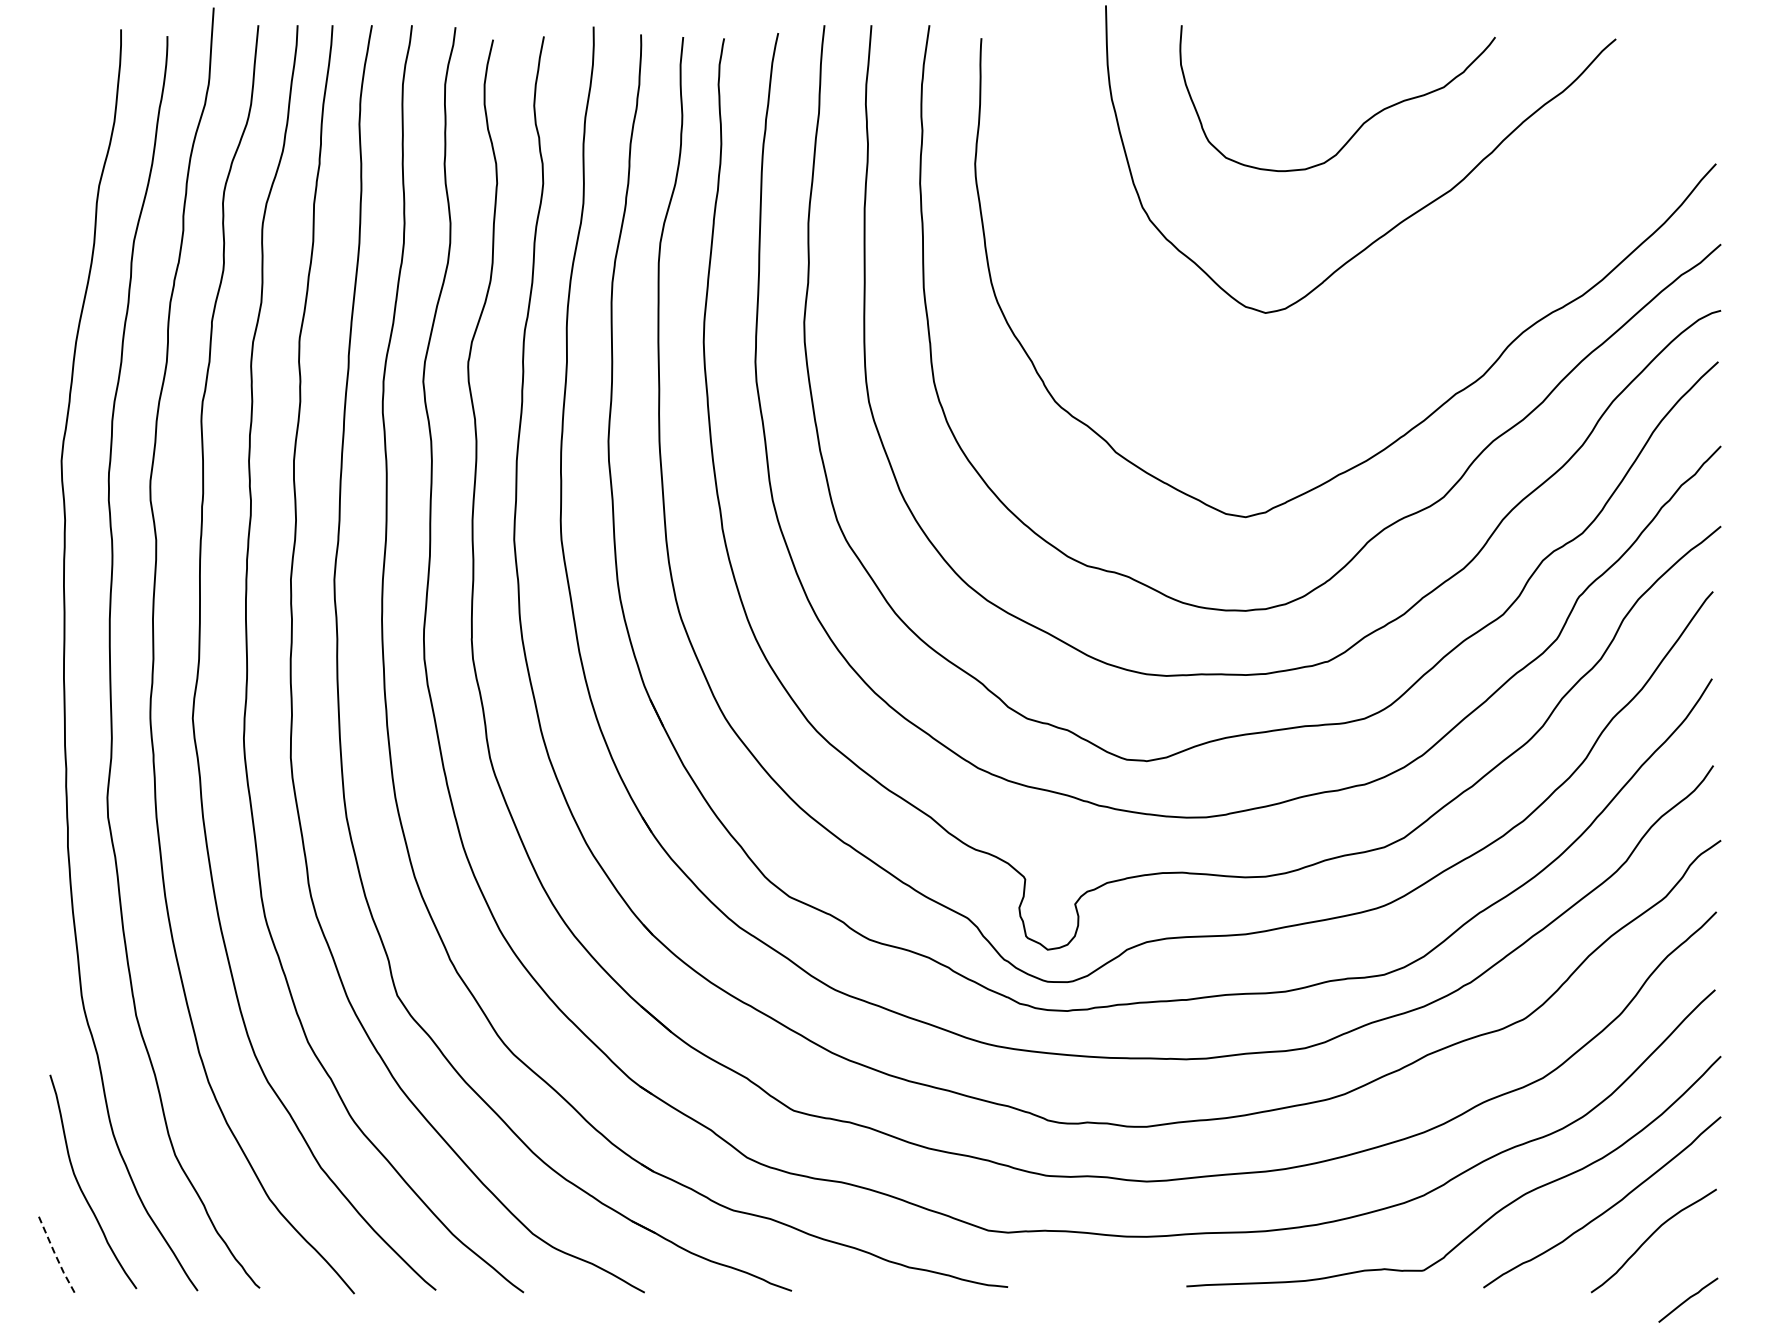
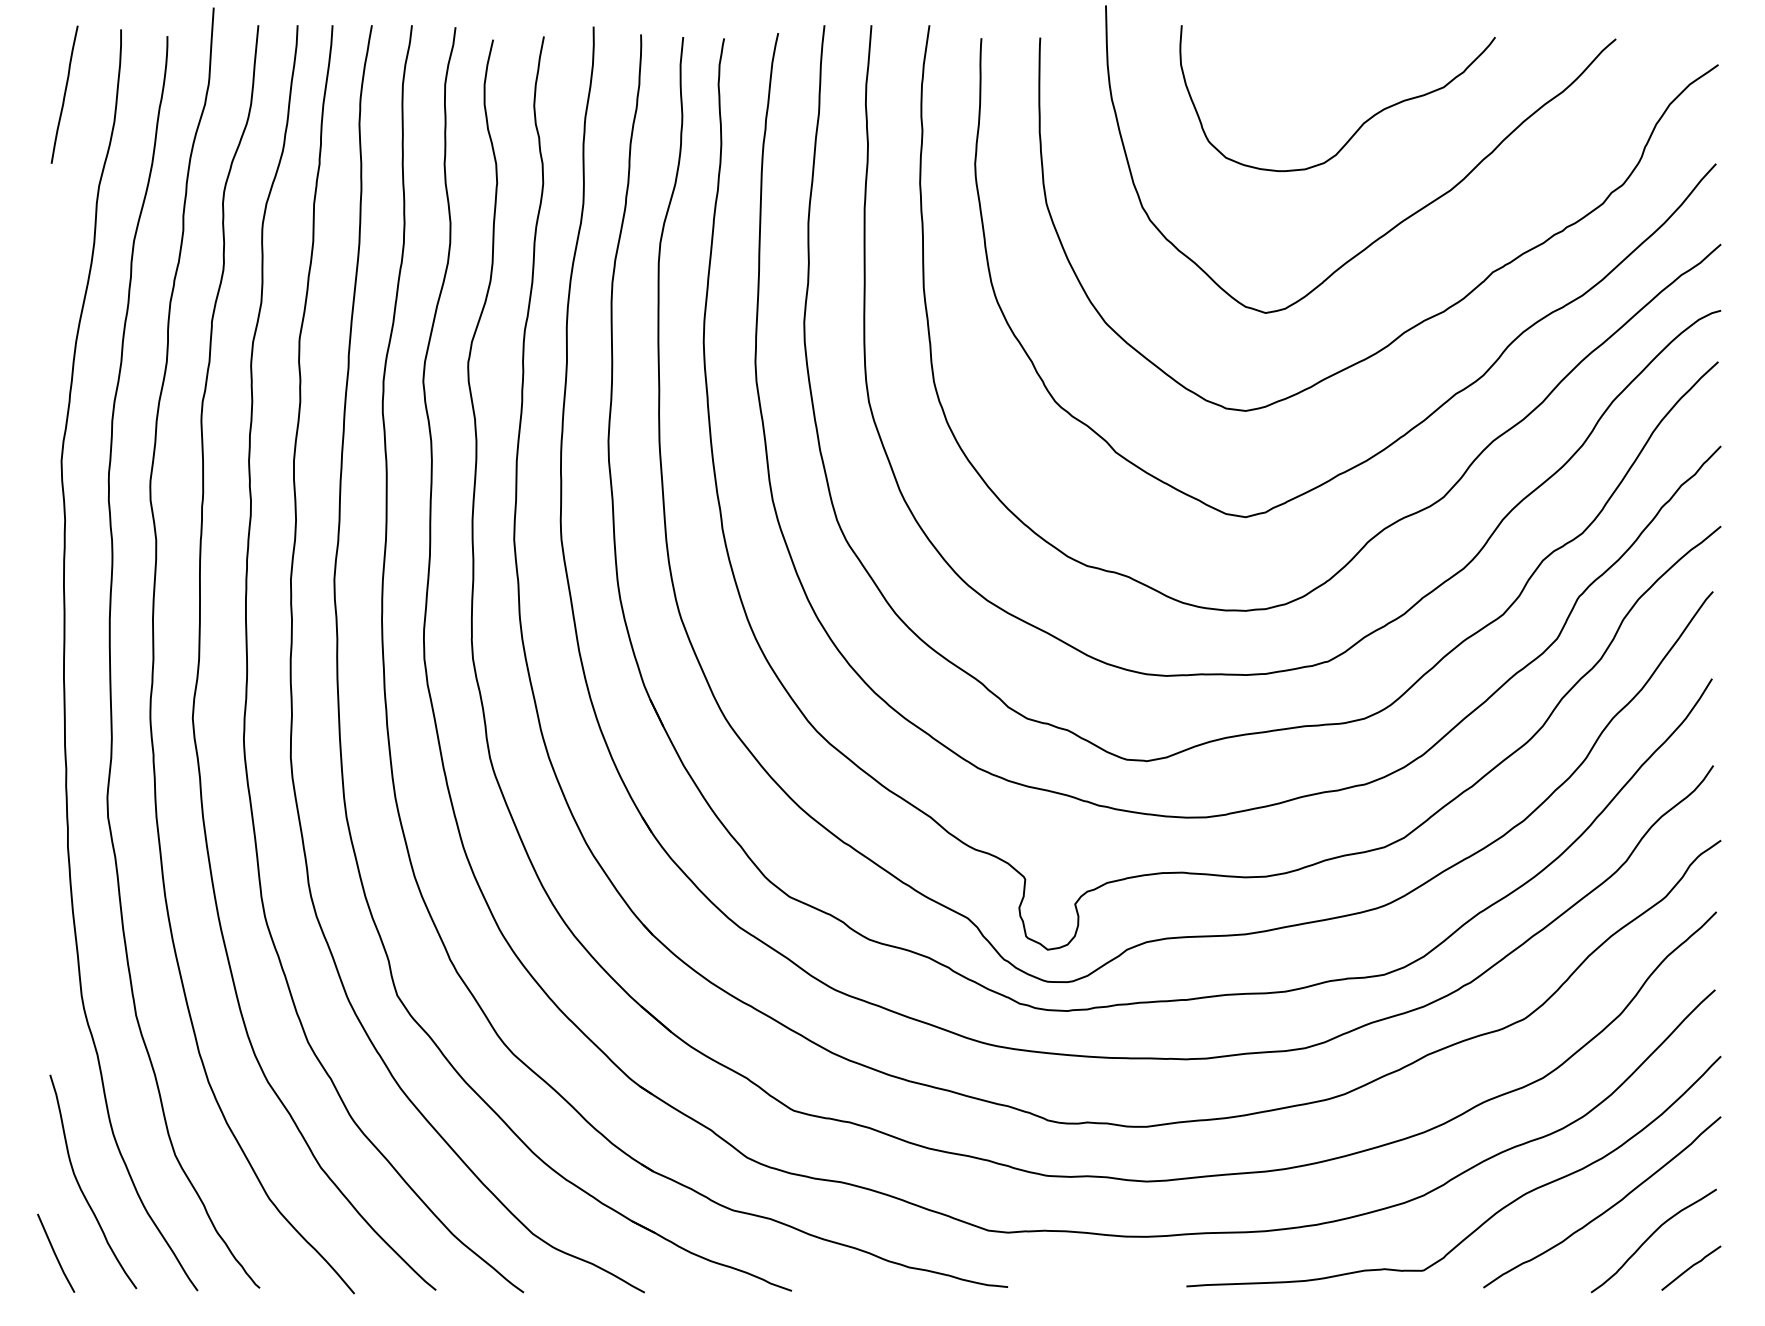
line: none -> present (64, 94)
curve: none -> present (1426, 318)
line: dashed -> solid (55, 1253)
curve position: (1688, 1299) -> (1691, 1267) (1691, 1267)
